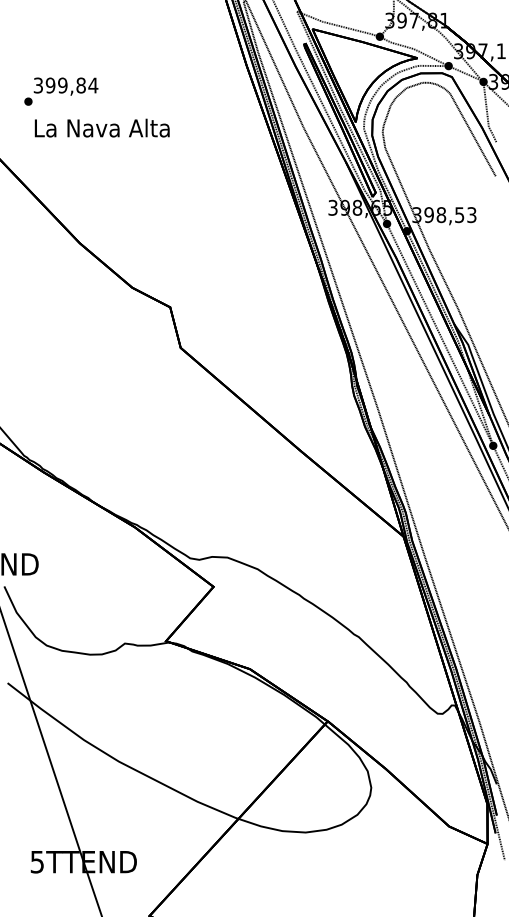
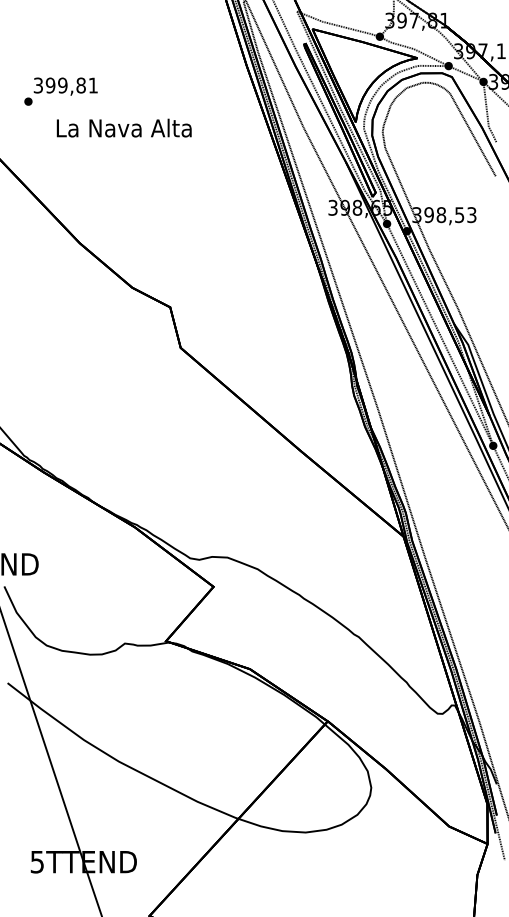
text: 399,84 -> 399,81 (93, 85)
text position: (101, 127) -> (123, 127) (123, 127)
